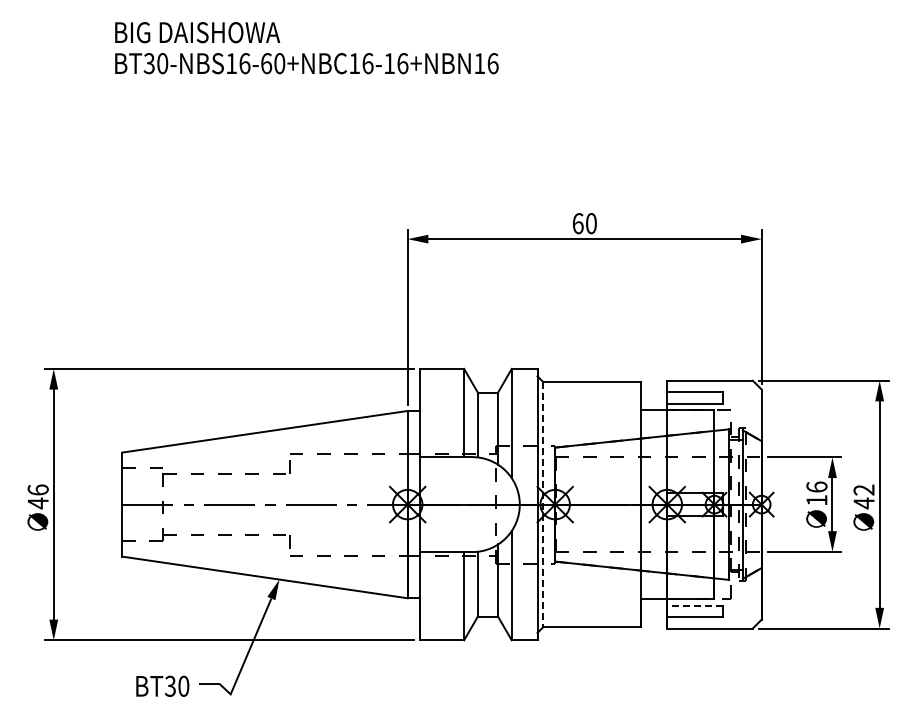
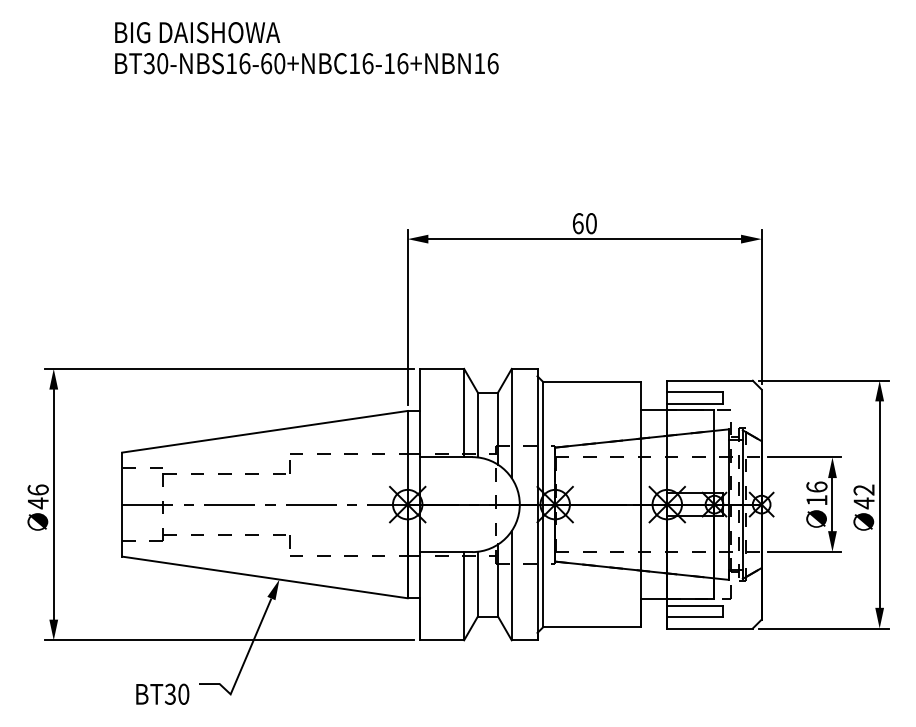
line: dashed -> solid (543, 505)
line: dashed -> solid (694, 605)
text position: (162, 685) -> (162, 693) (162, 693)
